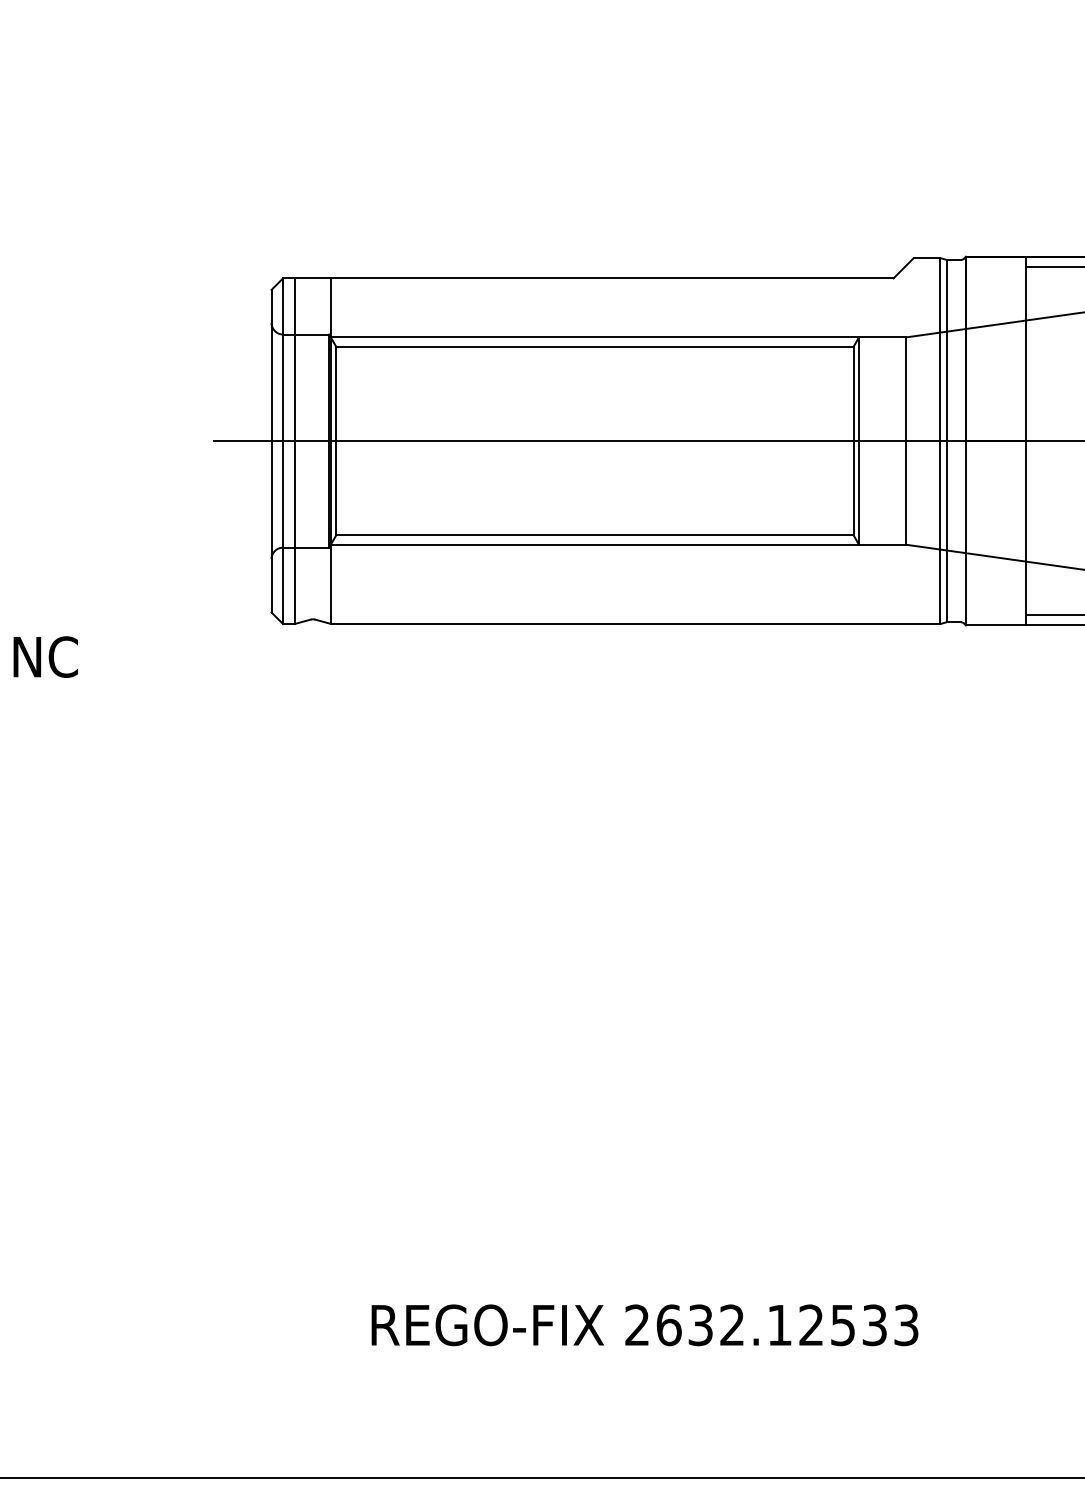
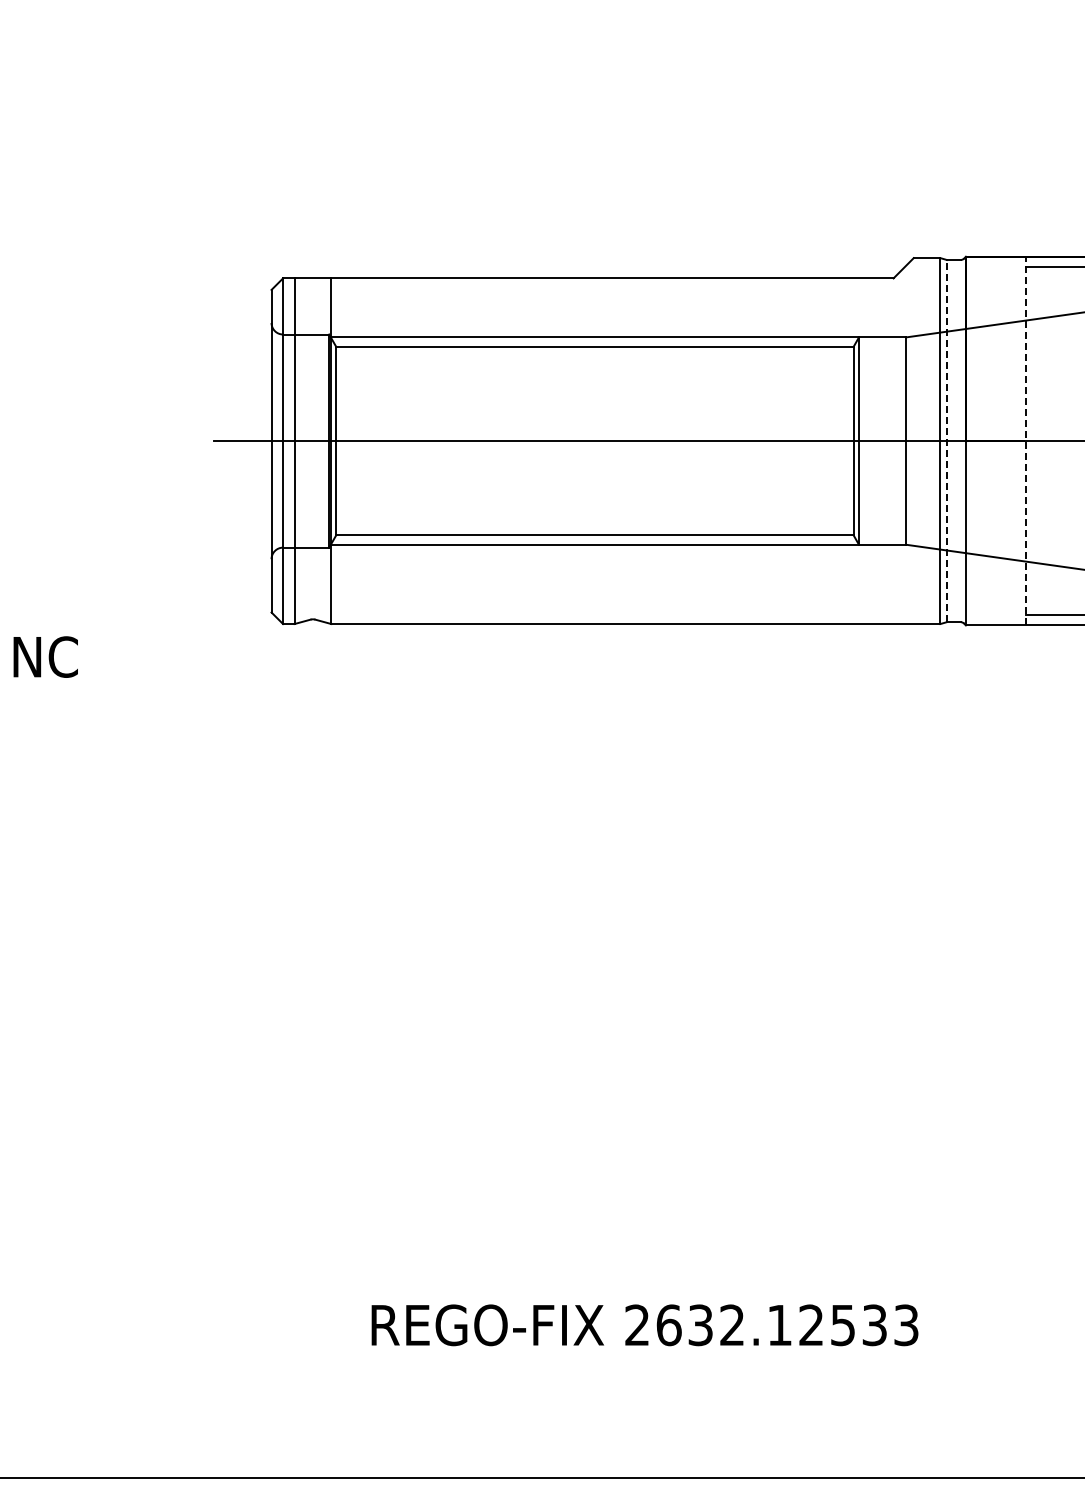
line: solid -> dashed (946, 440)
line: solid -> dashed (1026, 440)
